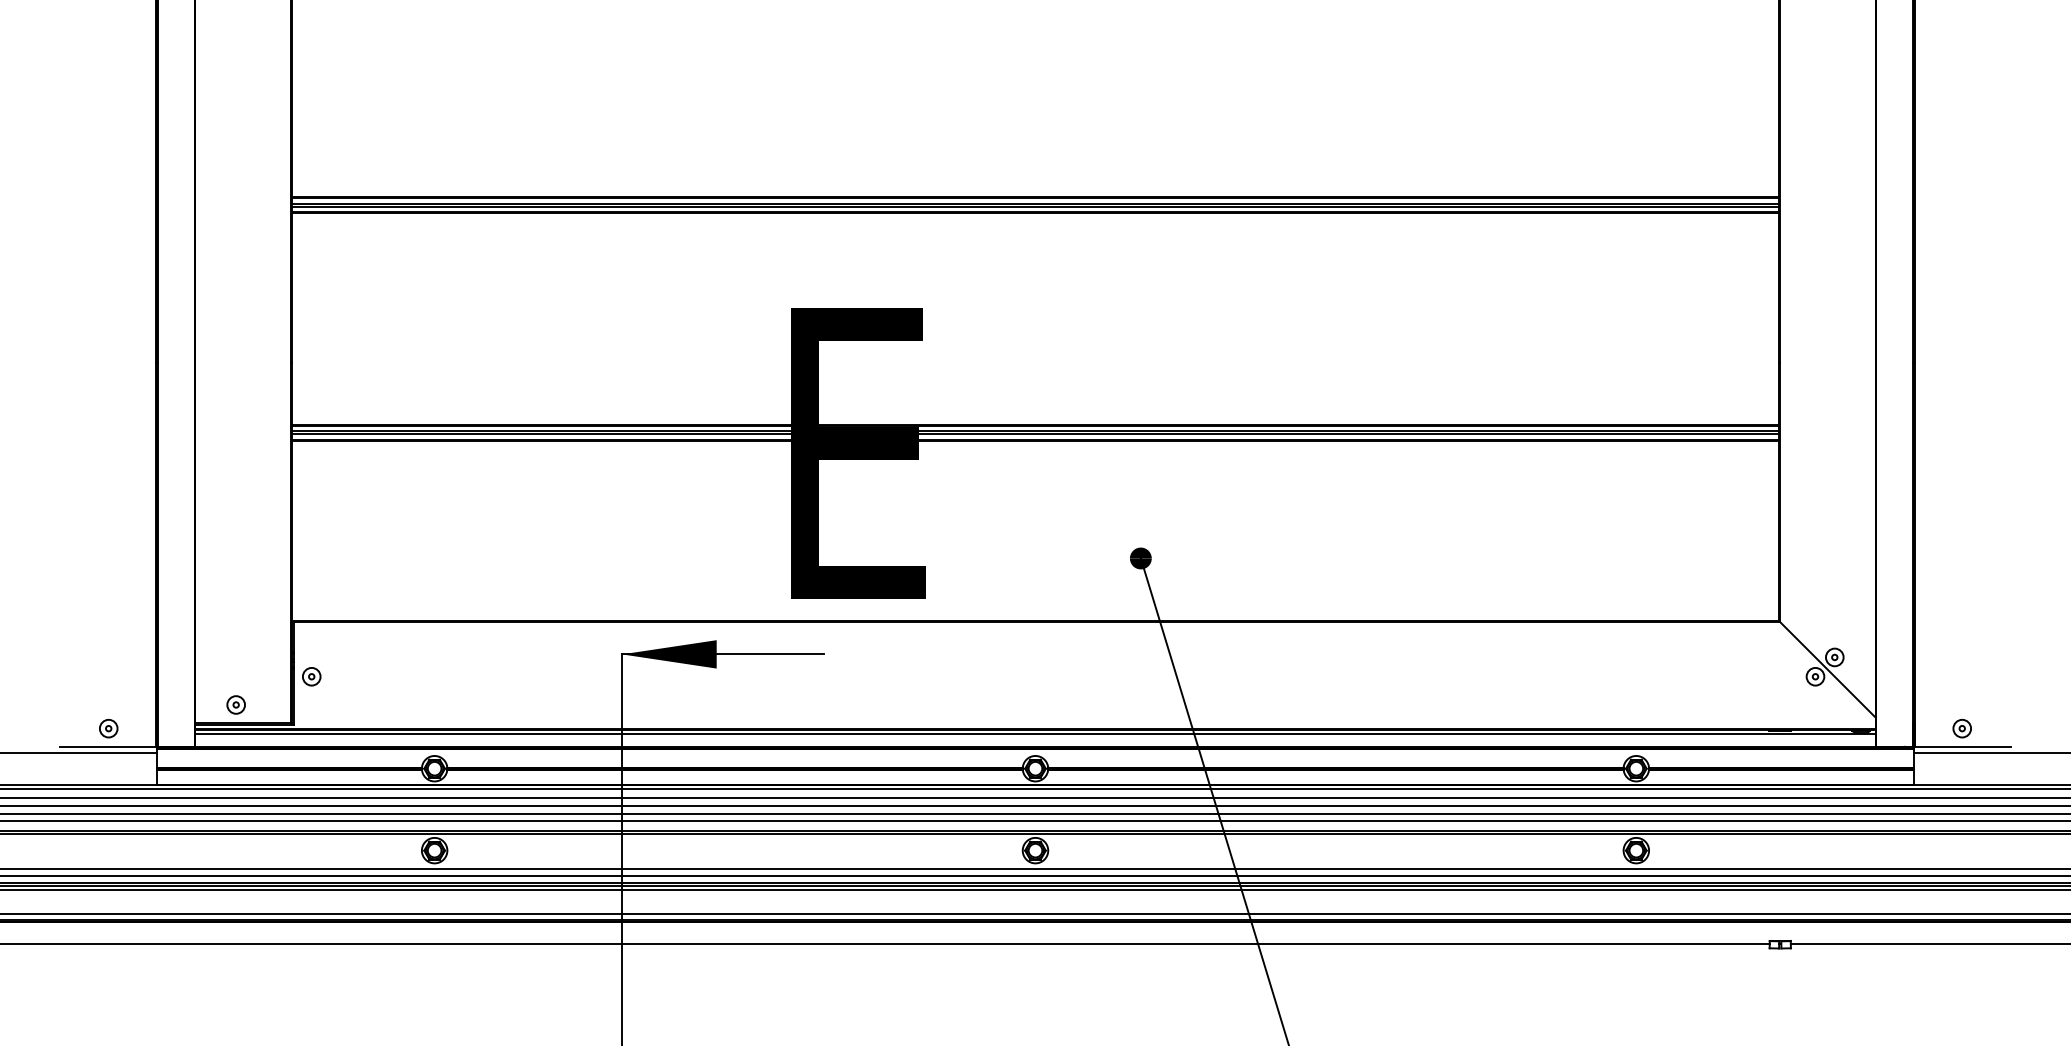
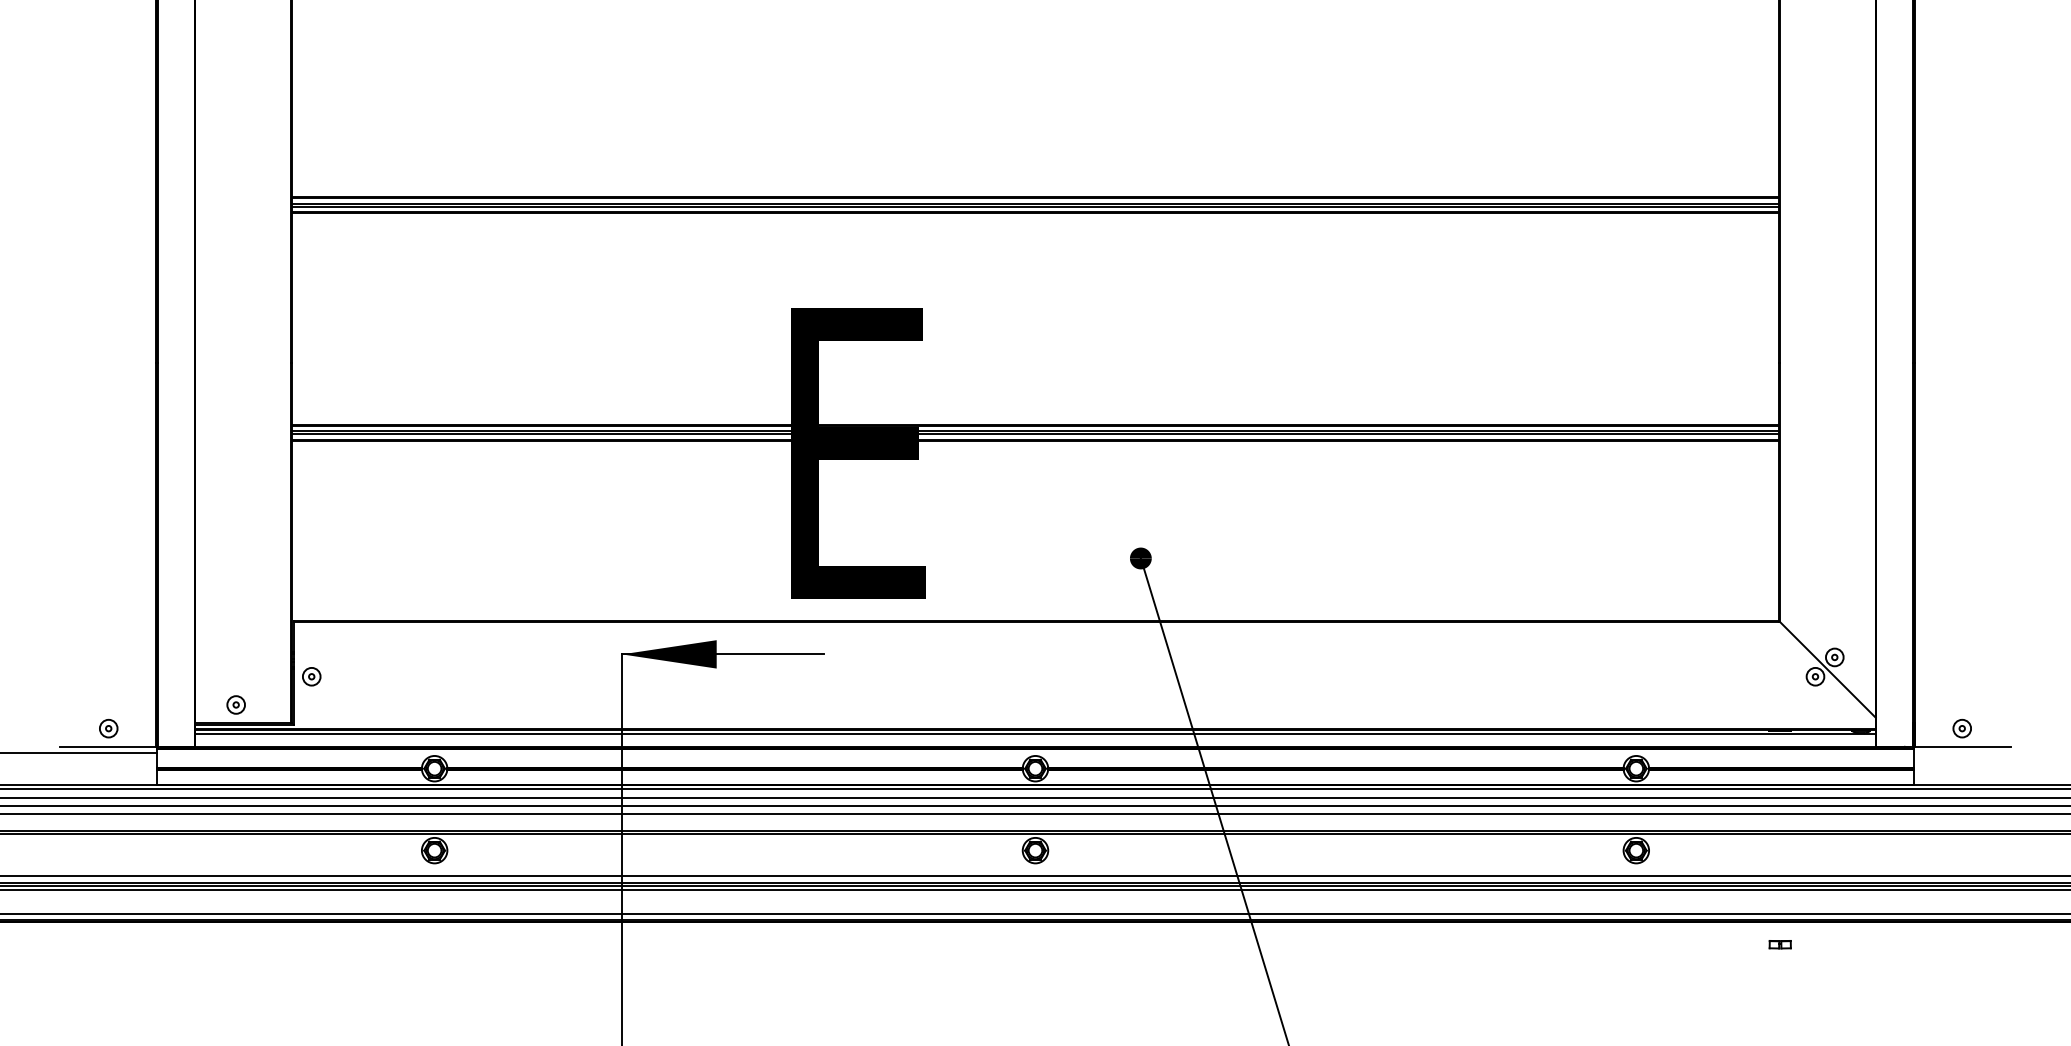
line: present -> none (1990, 753)
line: present -> none (1034, 821)
line: present -> none (1034, 868)
line: present -> none (885, 944)
line: present -> none (1928, 944)
